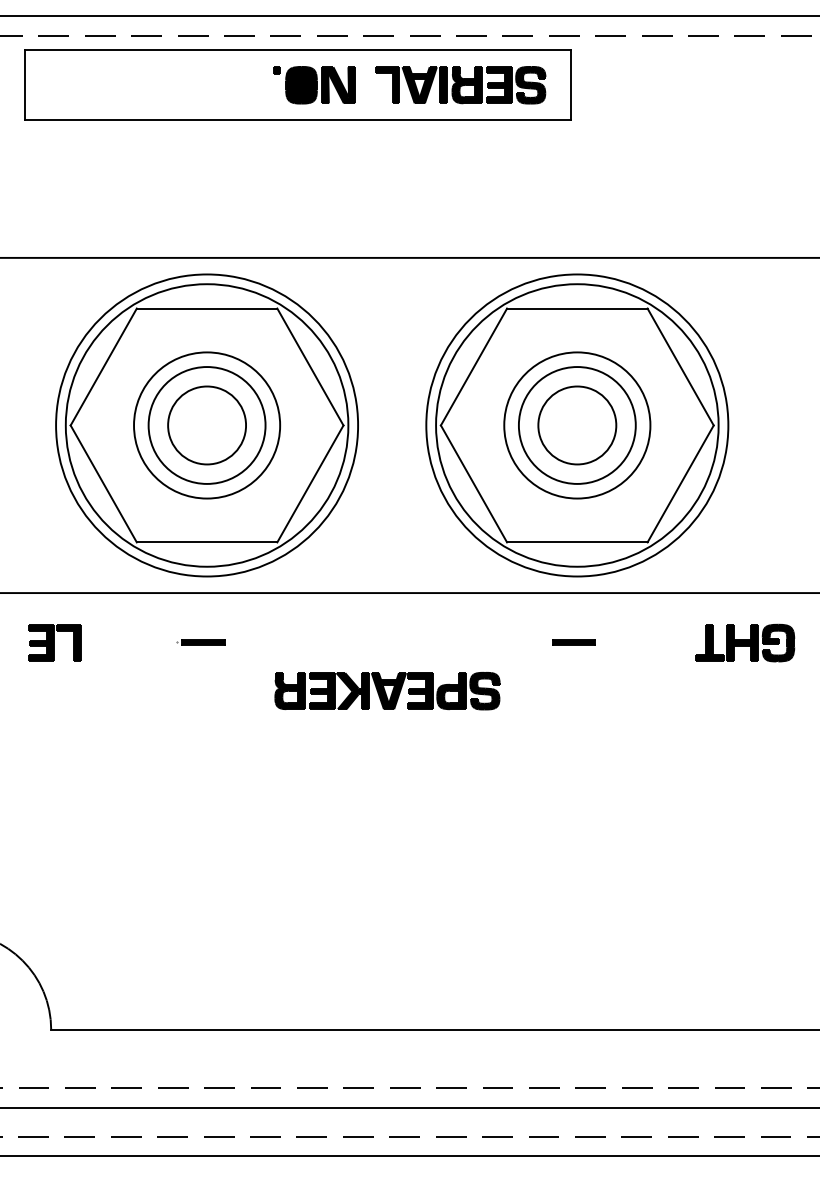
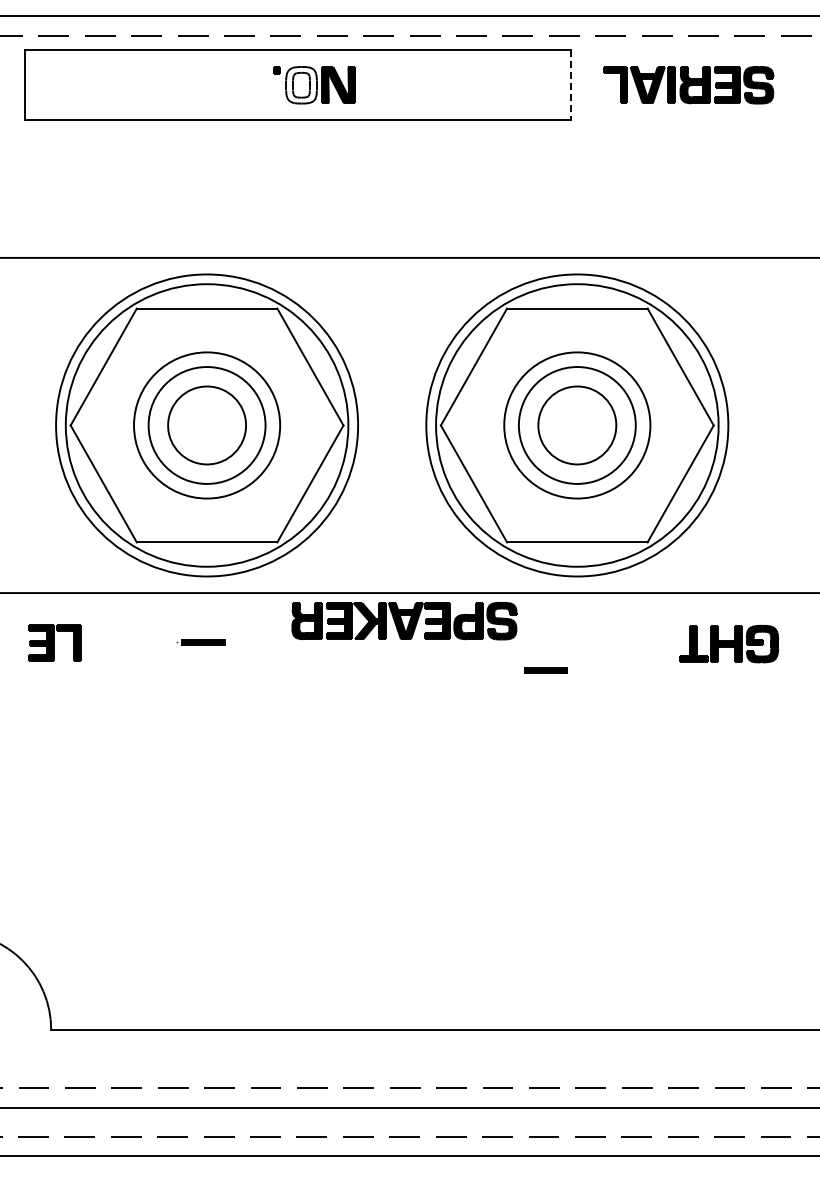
fill: present -> none (301, 84)
part position: (460, 85) -> (688, 85) (688, 85)
line: solid -> dashed (570, 85)
part position: (573, 642) -> (545, 670) (545, 670)
part position: (745, 642) -> (729, 643) (729, 643)
part position: (387, 691) -> (404, 621) (404, 621)
